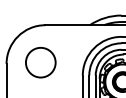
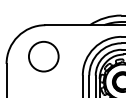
circle position: (40, 62) -> (43, 56) (43, 56)
